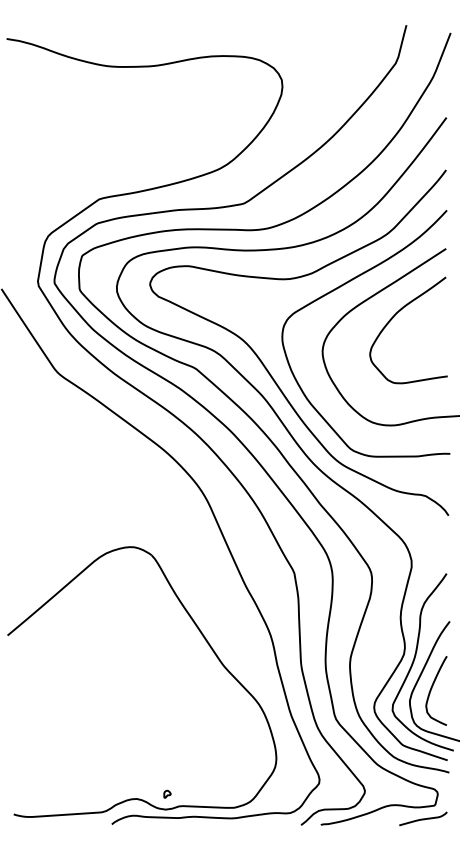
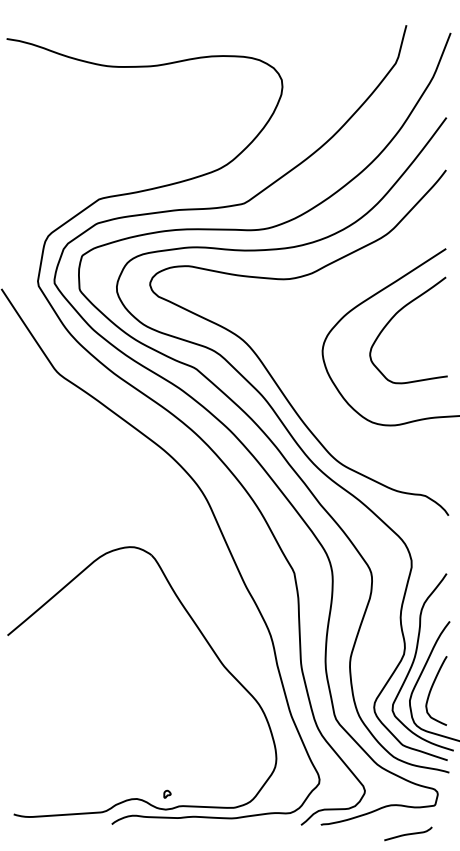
curve: present -> none (337, 289)
curve position: (423, 818) -> (408, 833) (408, 833)
